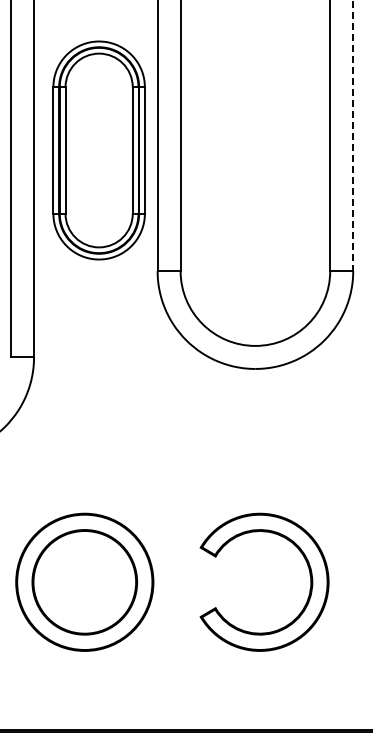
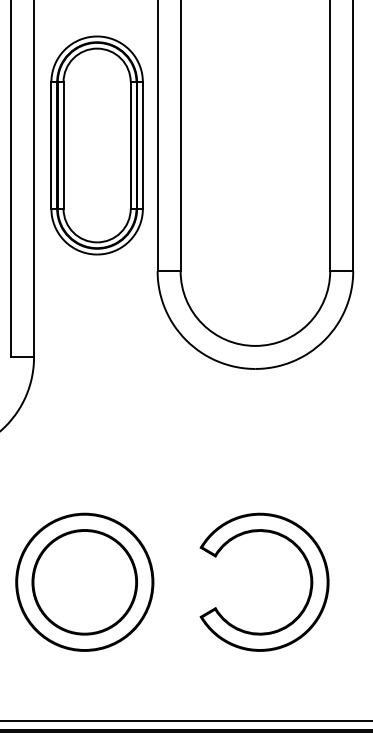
line: dashed -> solid (353, 136)
part position: (98, 150) -> (96, 145) (96, 145)
line: none -> present (185, 721)
